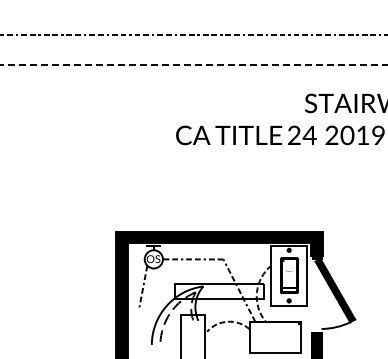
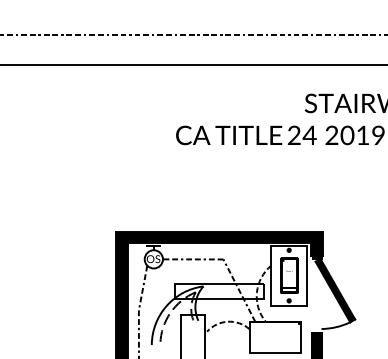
line: dashed -> solid (193, 65)
line: none -> present (138, 332)
